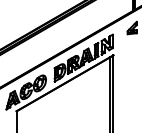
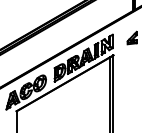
part position: (131, 27) -> (131, 37) (131, 37)
